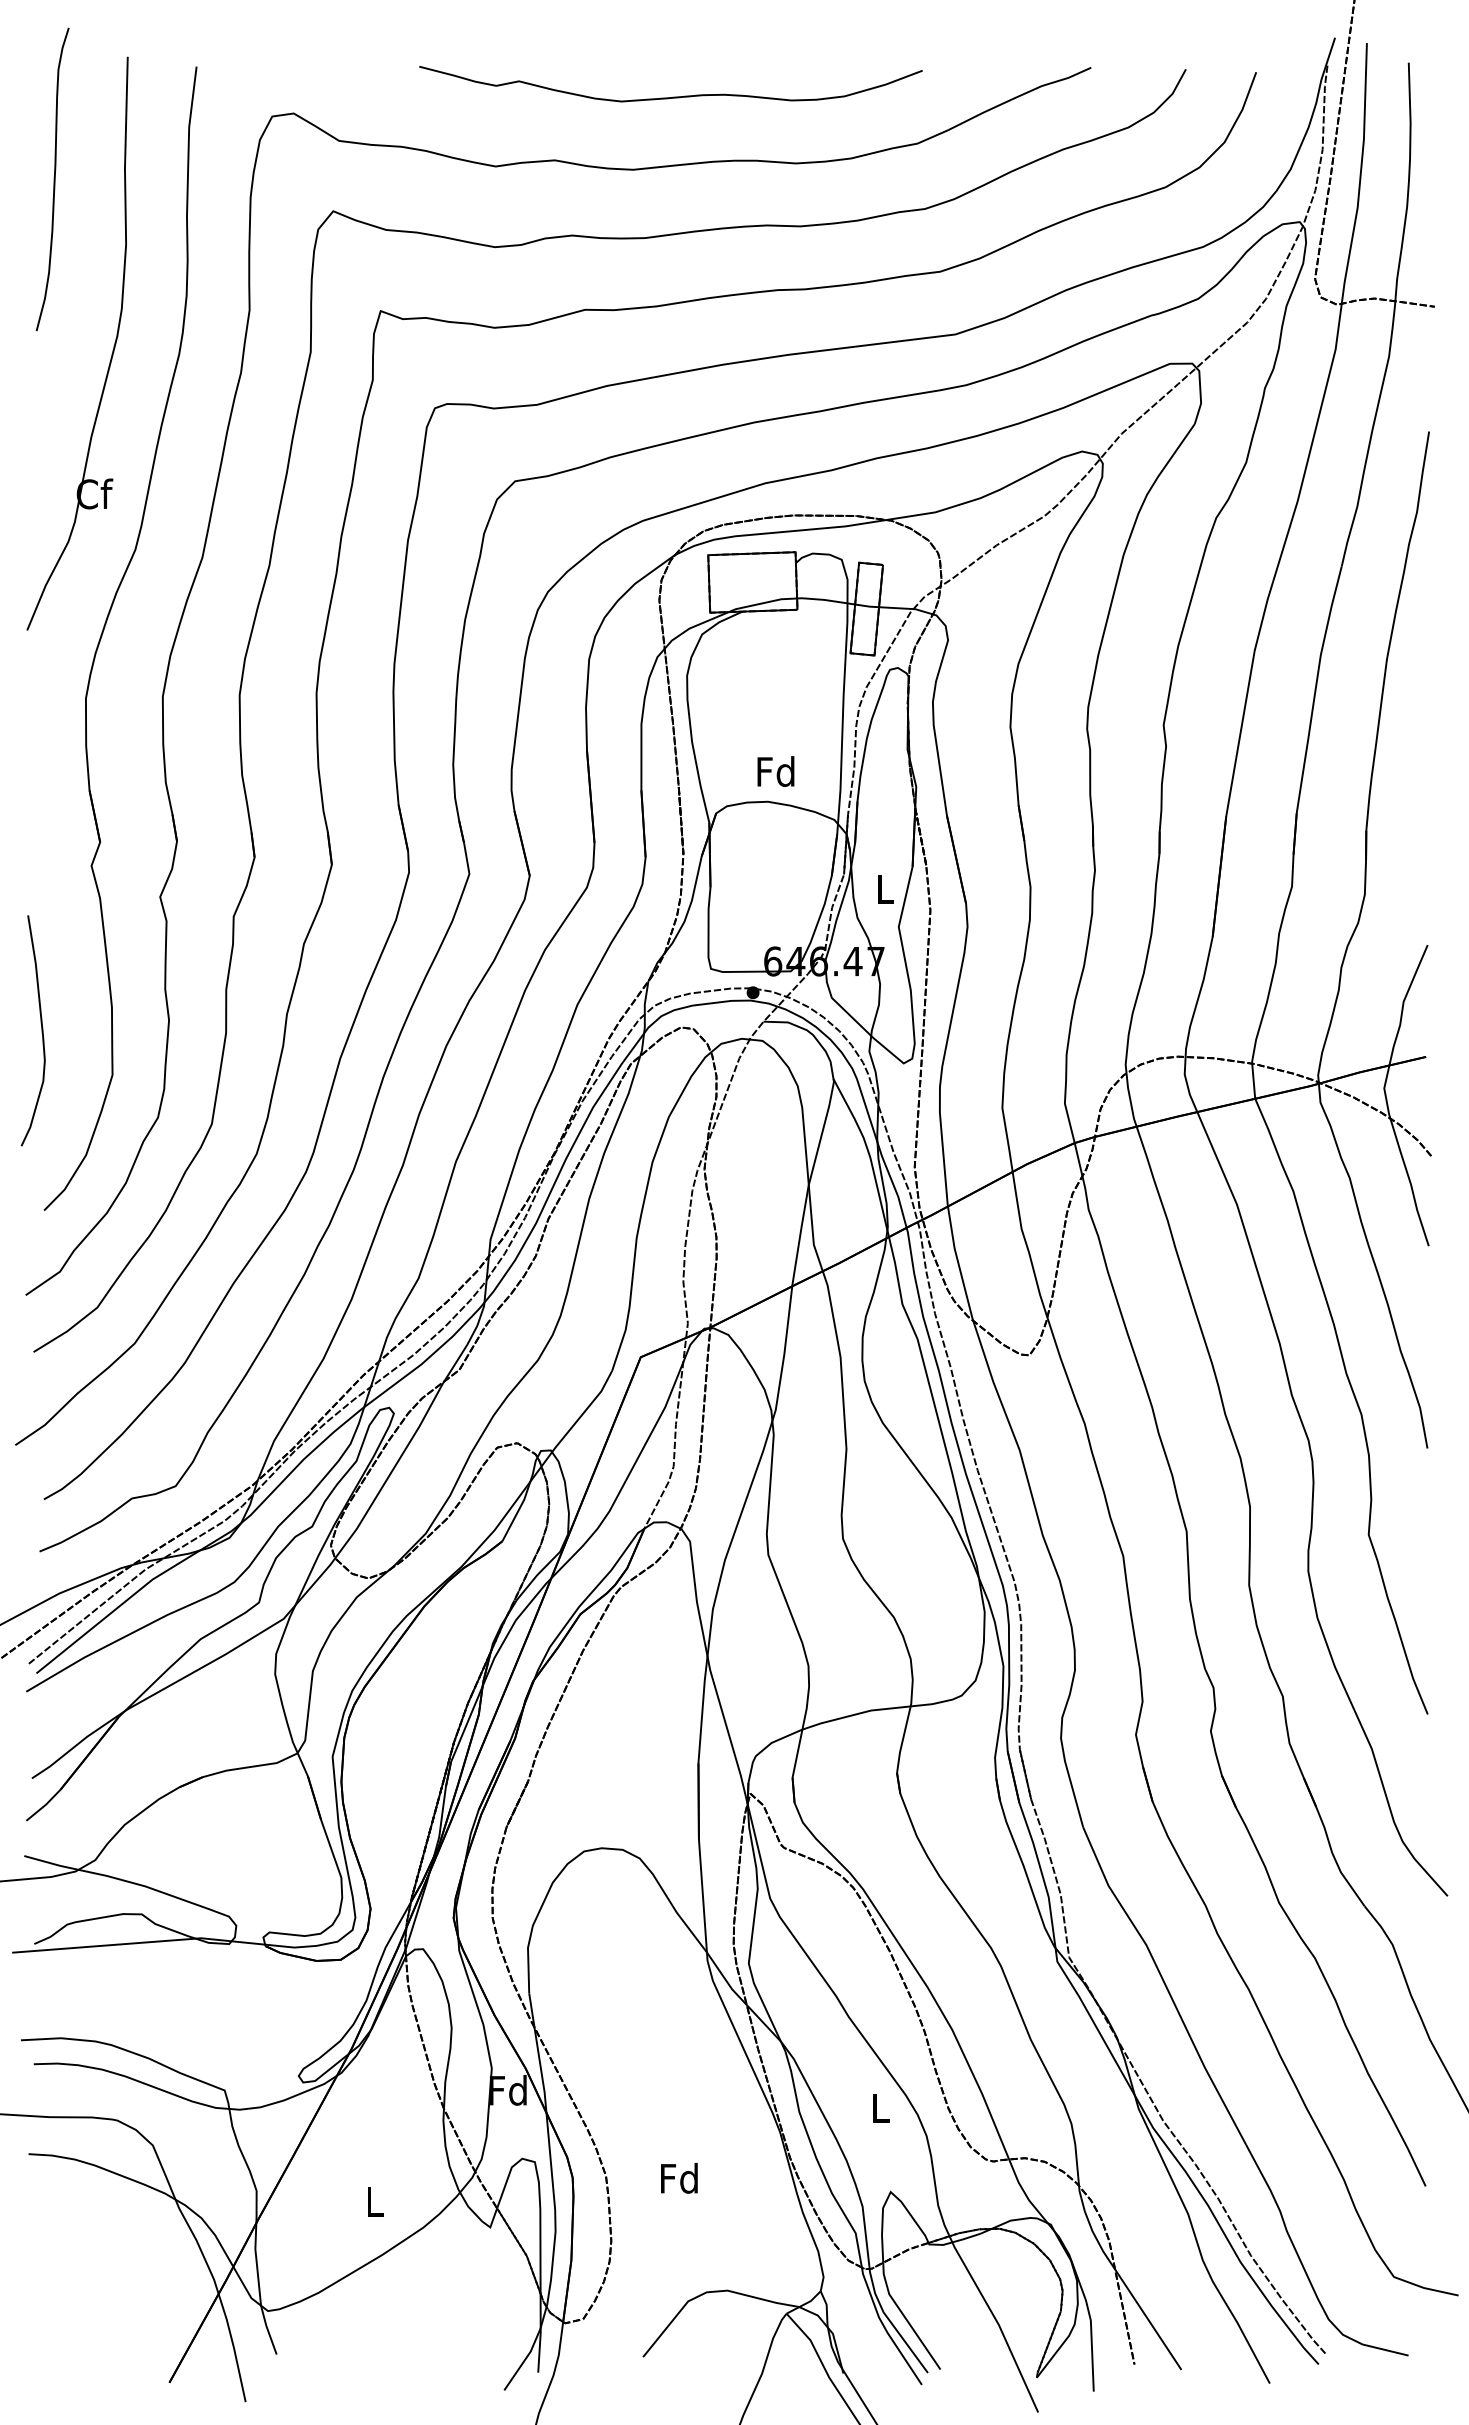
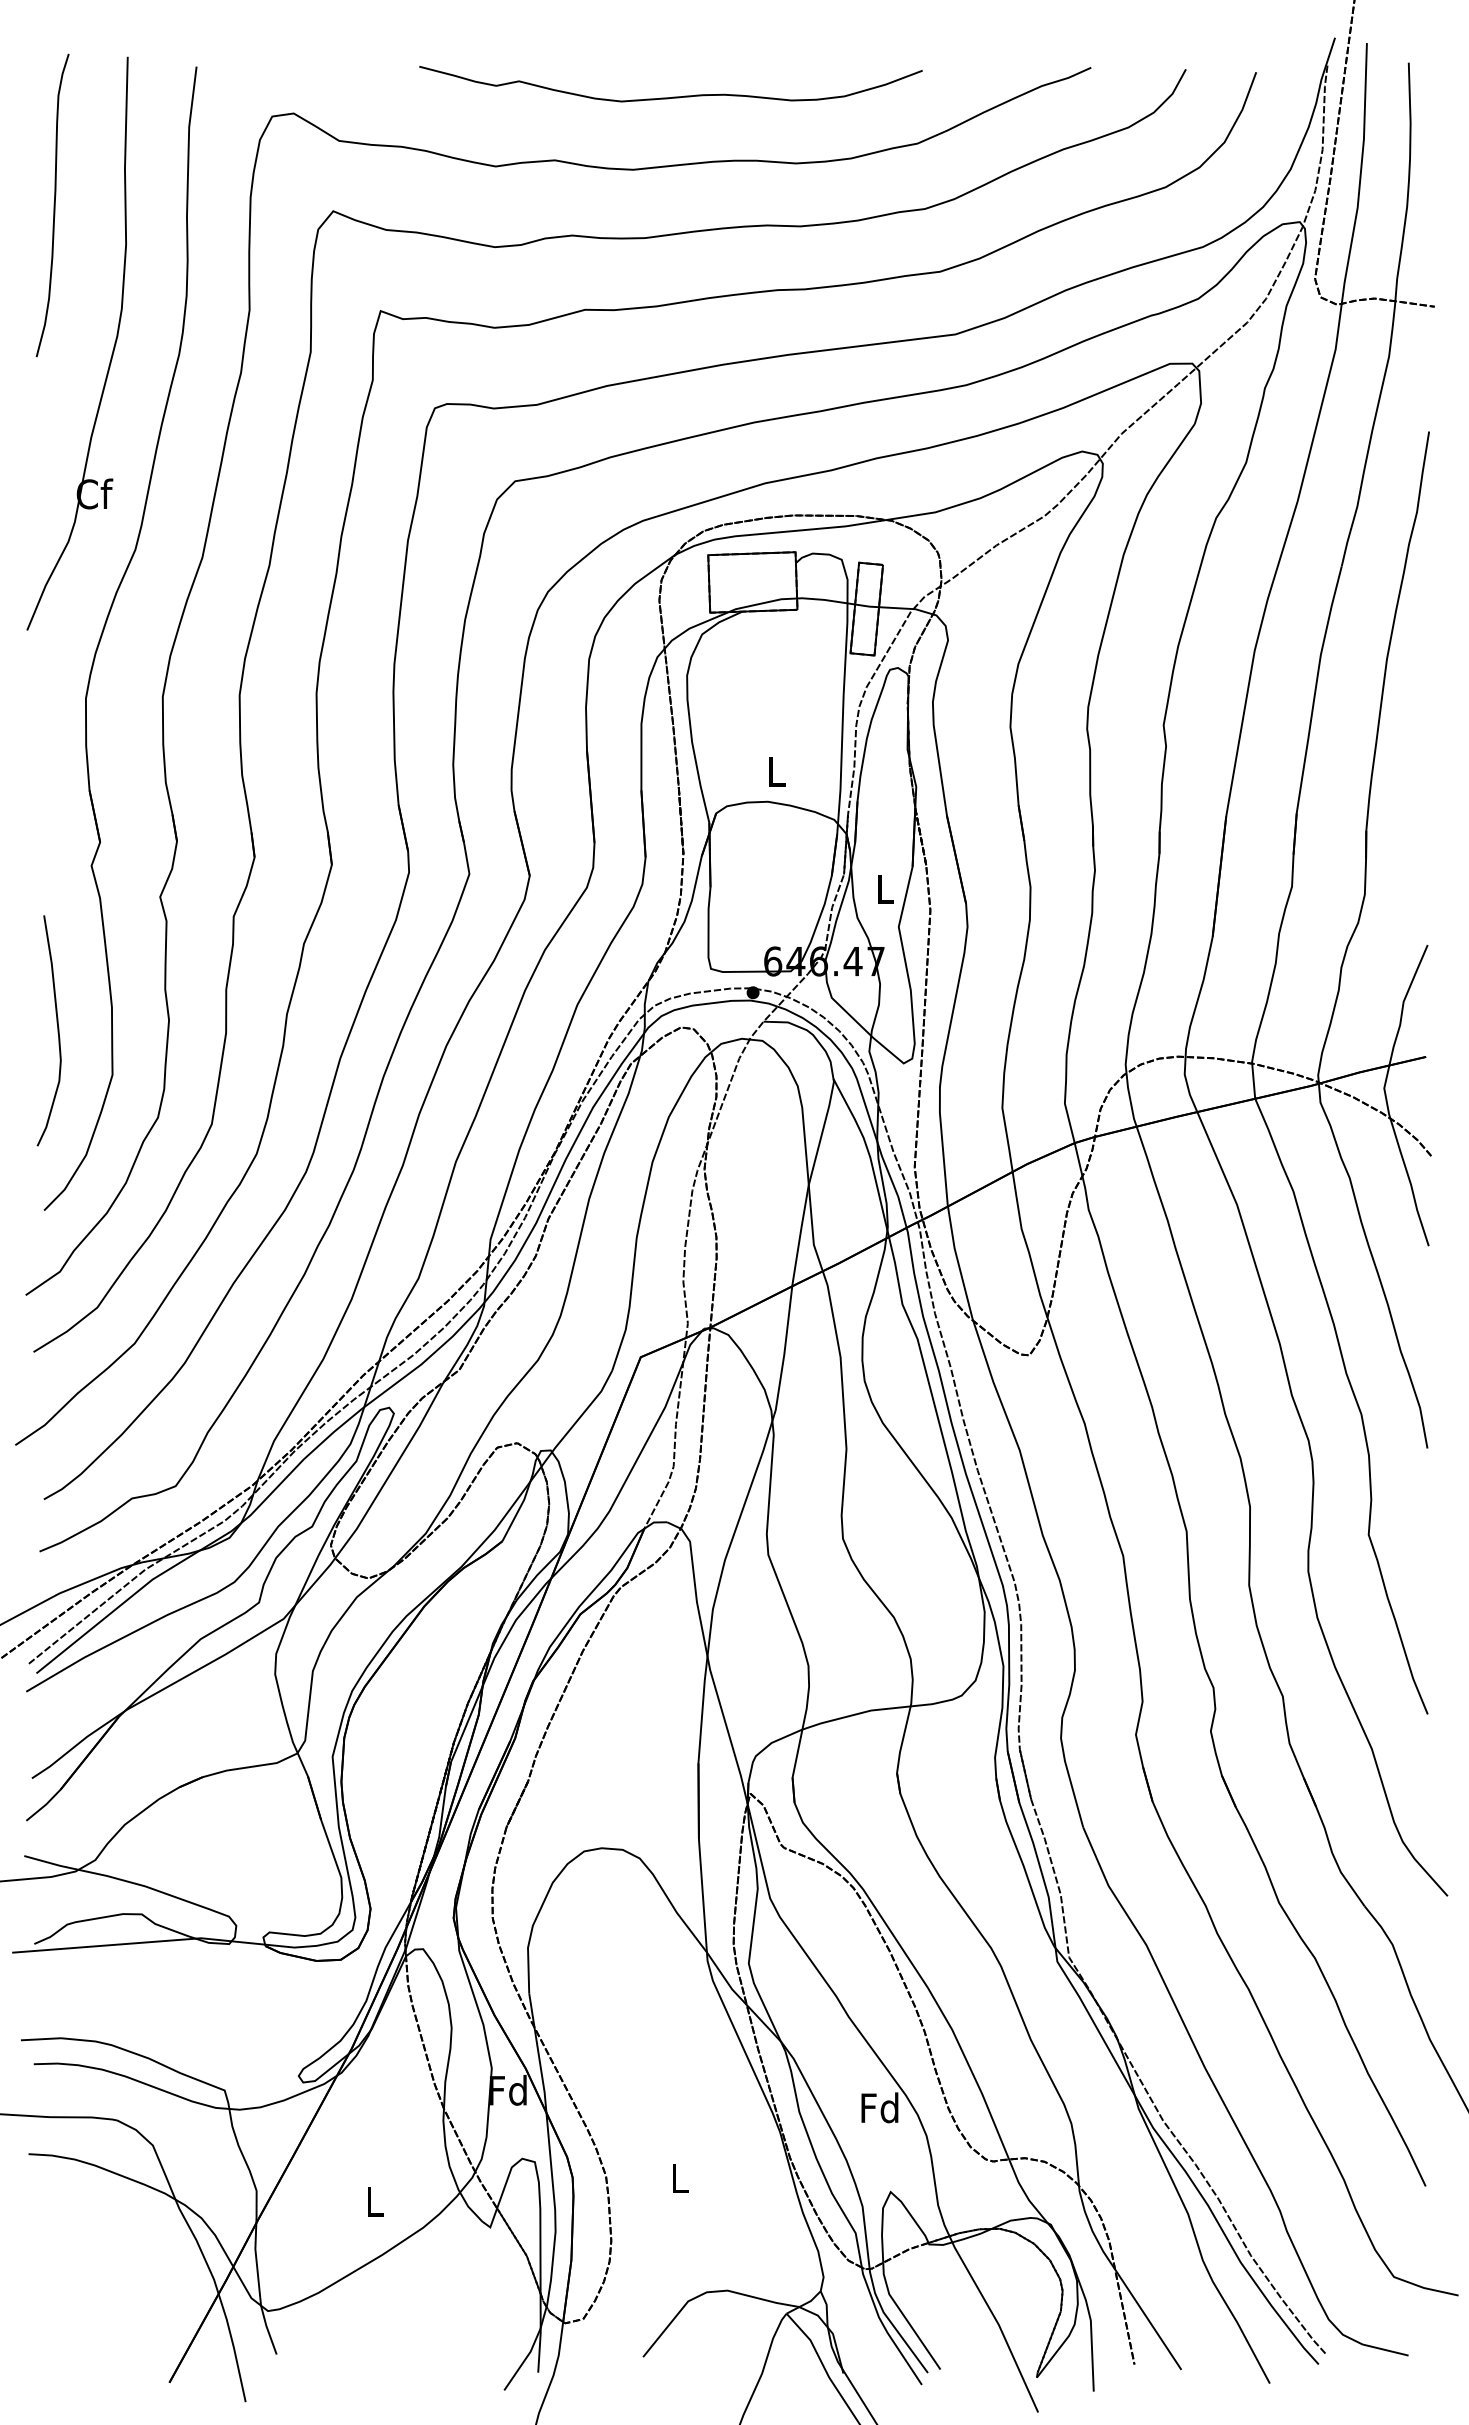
curve position: (53, 179) -> (53, 205) (53, 205)
text: Fd -> L (775, 771)
curve position: (41, 1030) -> (57, 1030) (57, 1030)
text: L -> Fd (879, 2107)
text: Fd -> L (679, 2178)
